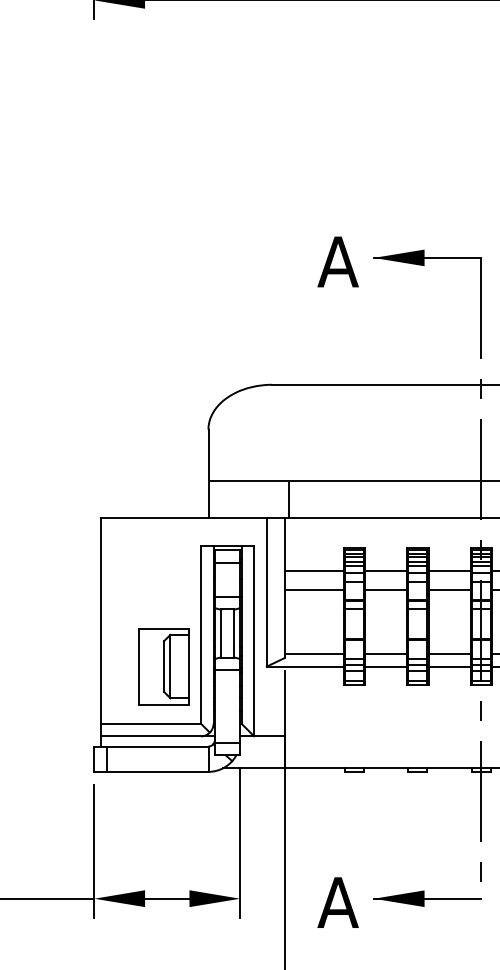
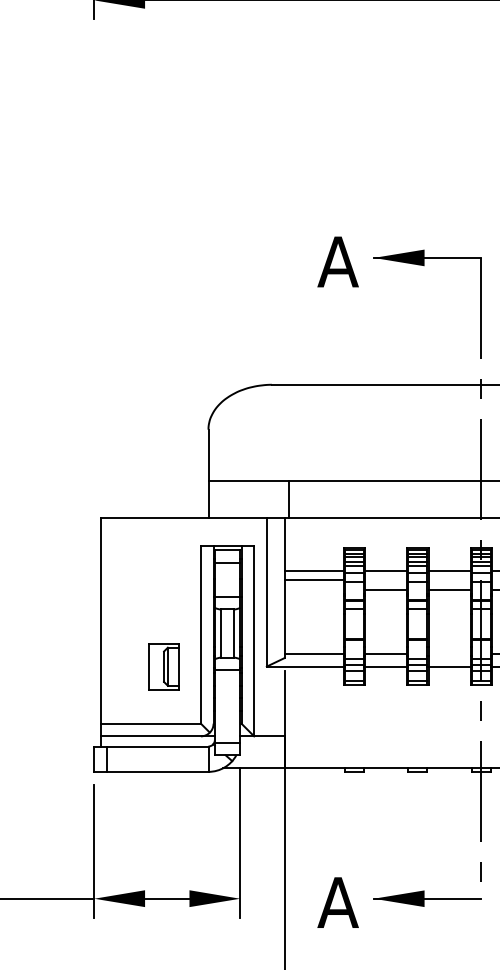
line position: (313, 590) -> (313, 580) (313, 580)
line: present -> none (449, 653)
part size: 52x78 px -> 32x48 px (163, 666)
